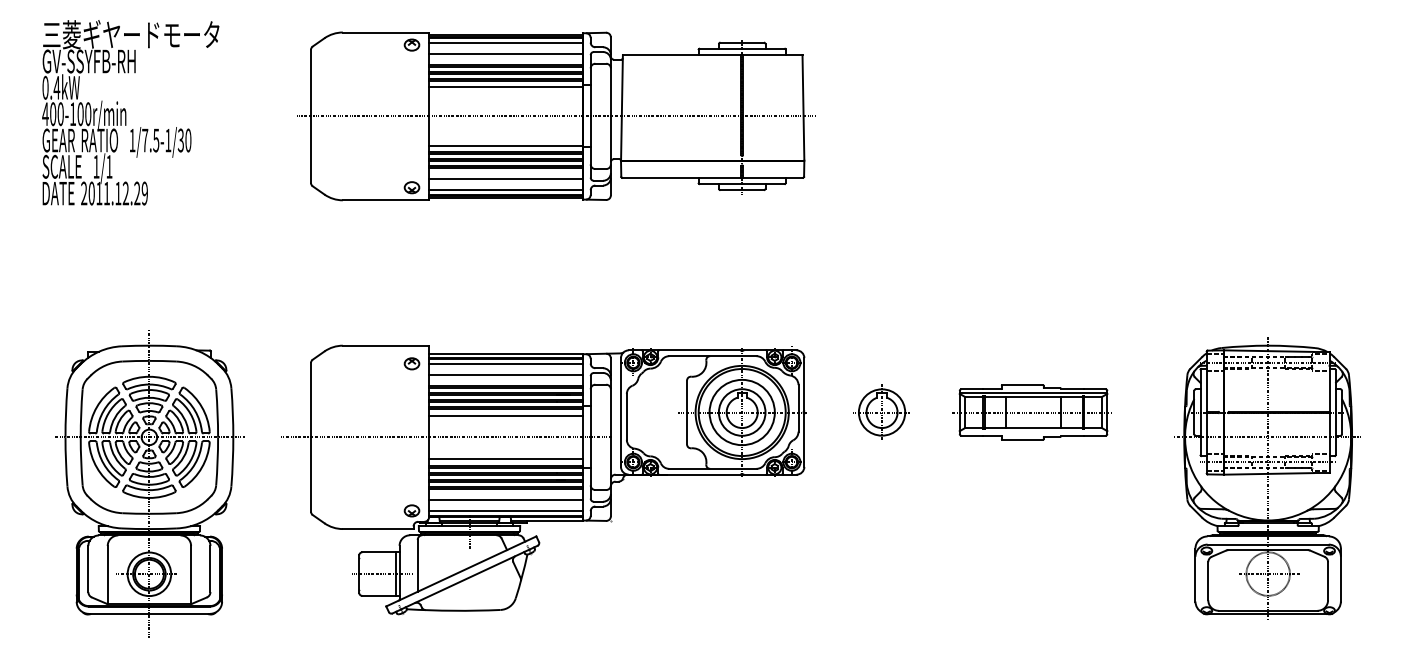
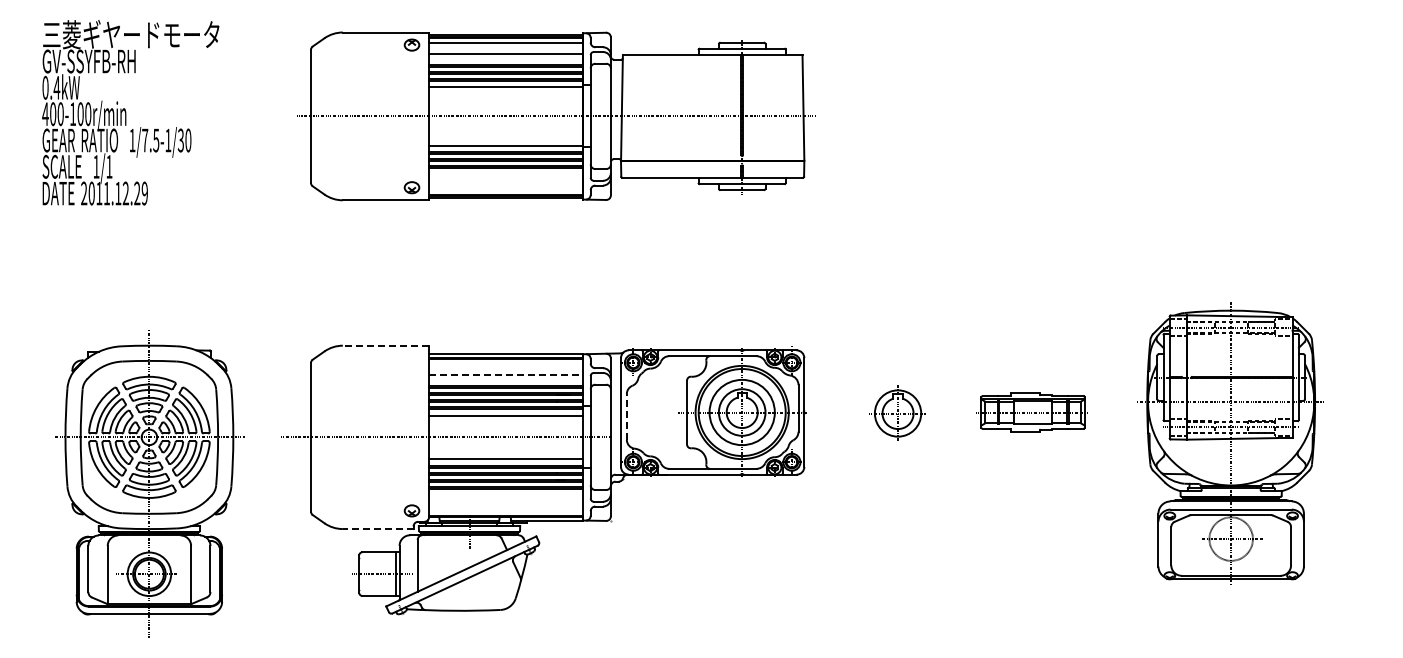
line: present -> none (505, 179)
line: present -> none (505, 189)
line: solid -> dashed (385, 345)
part: present -> none (411, 363)
line: present -> none (505, 363)
line: solid -> dashed (506, 374)
part position: (881, 411) -> (897, 412) (897, 412)
part size: 160x57 px -> 112x41 px (1031, 412)
line: solid -> dashed (626, 416)
part position: (1267, 478) -> (1230, 443) (1230, 443)
line: present -> none (505, 500)
line: present -> none (505, 510)
line: solid -> dashed (377, 529)
